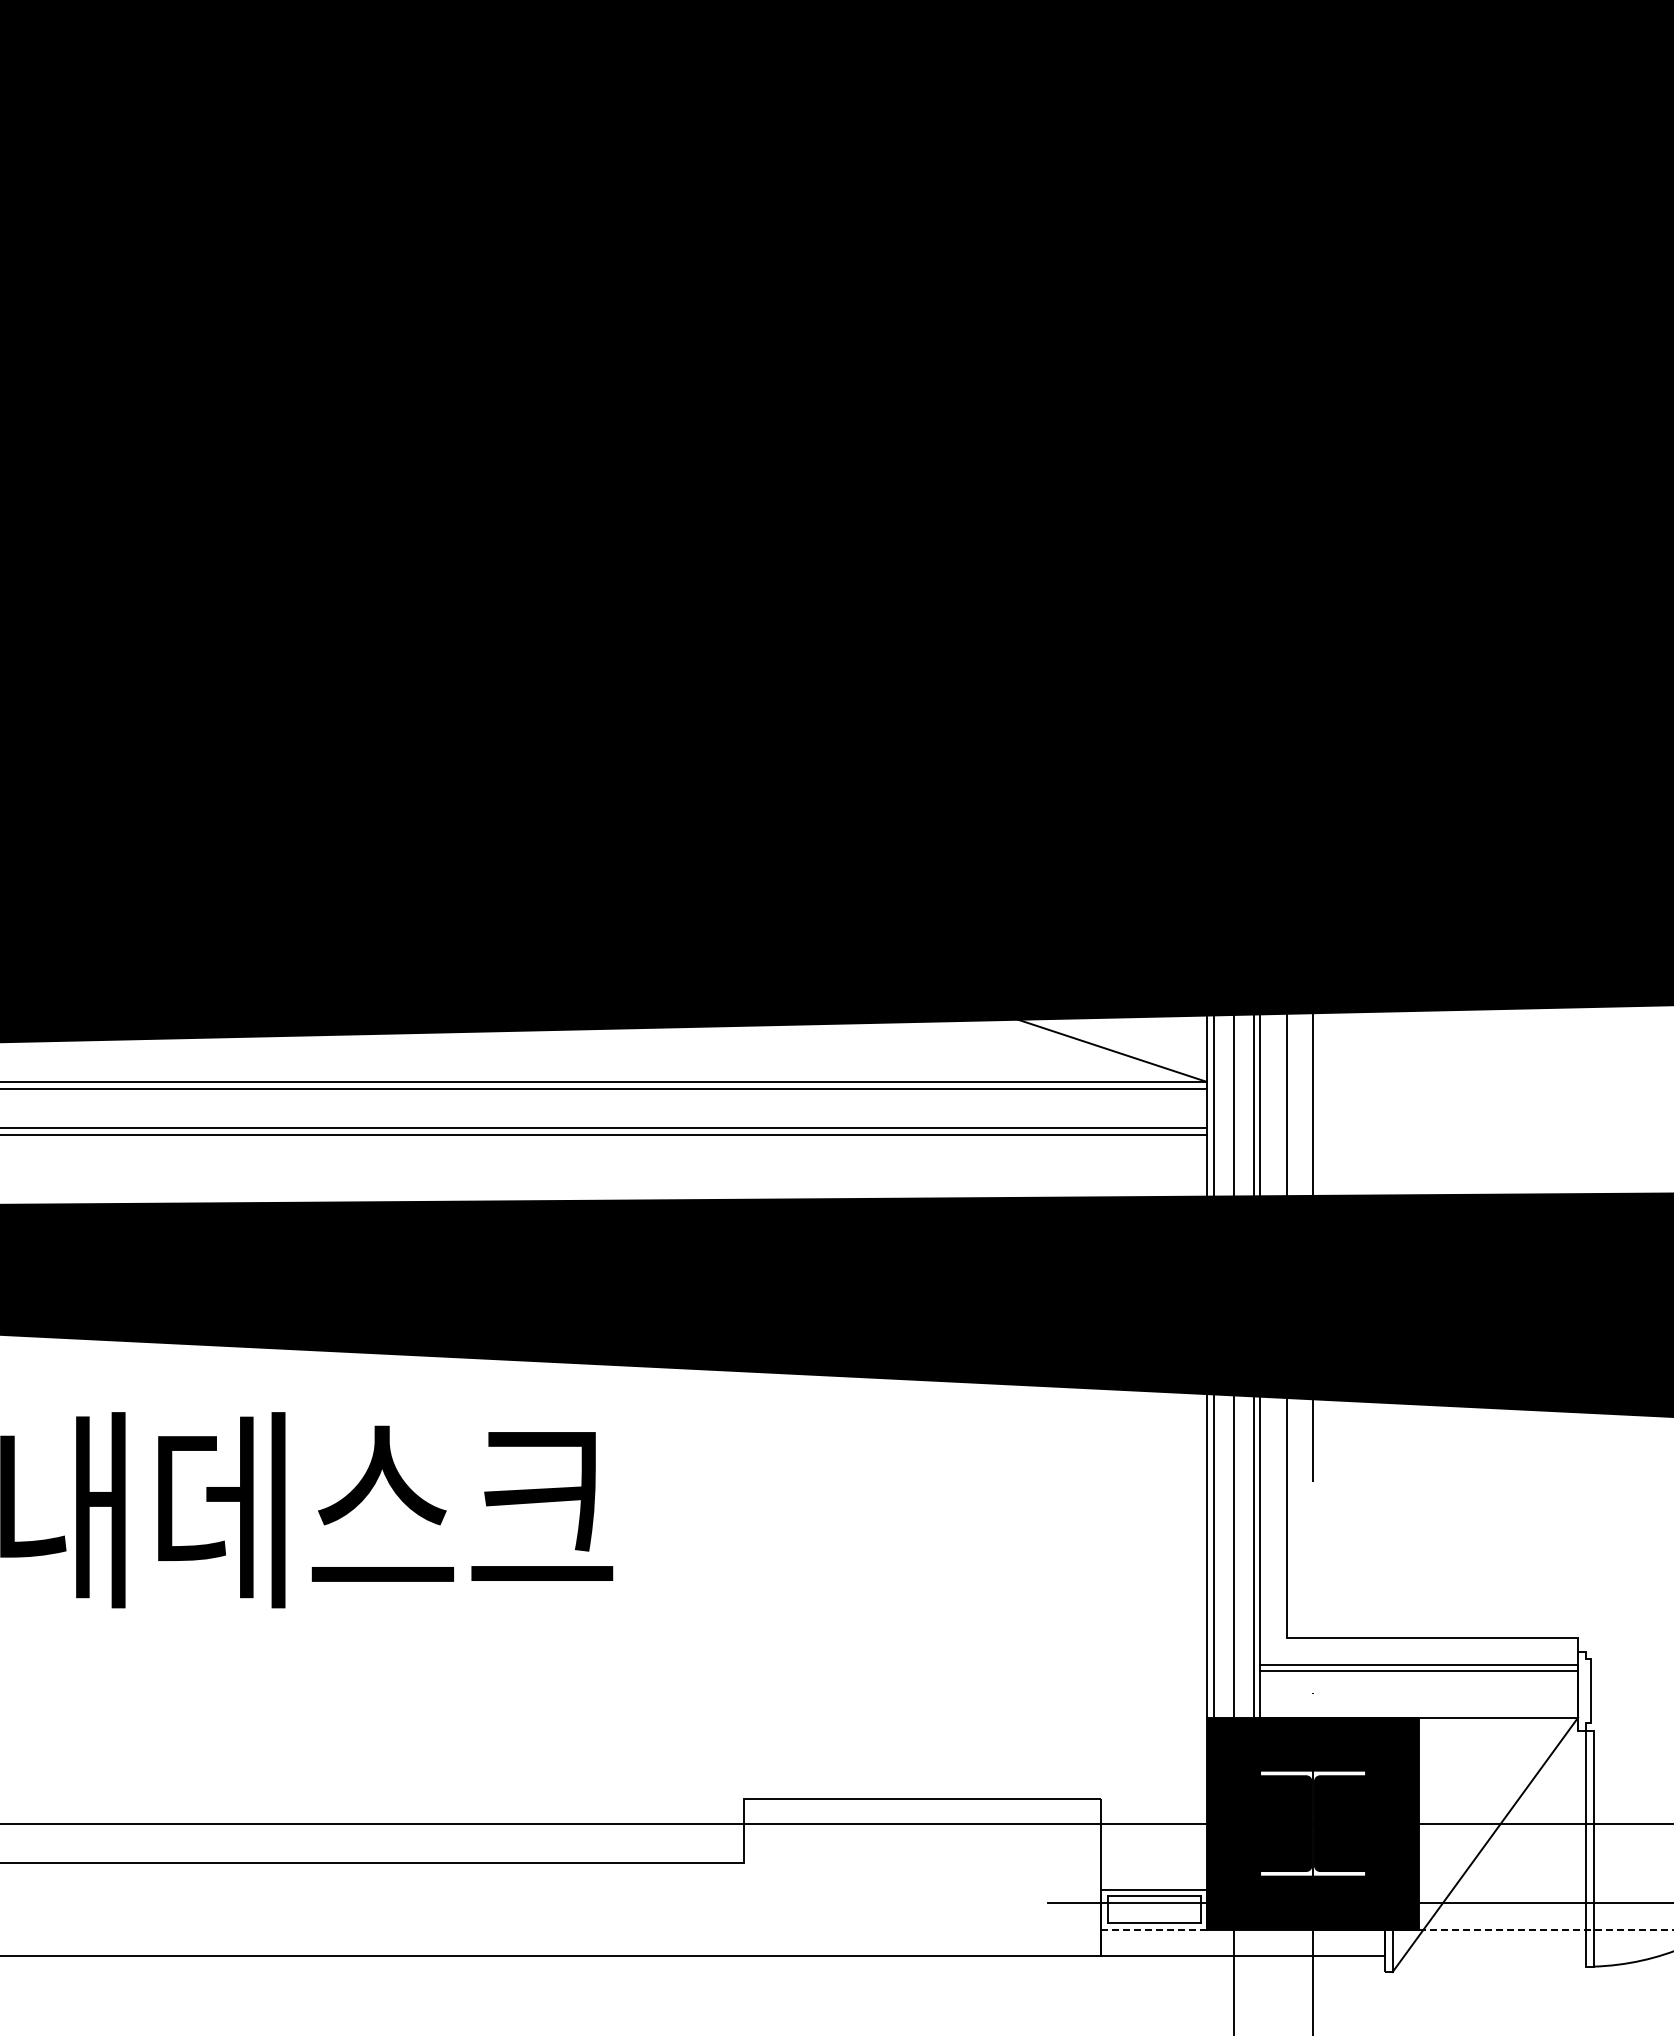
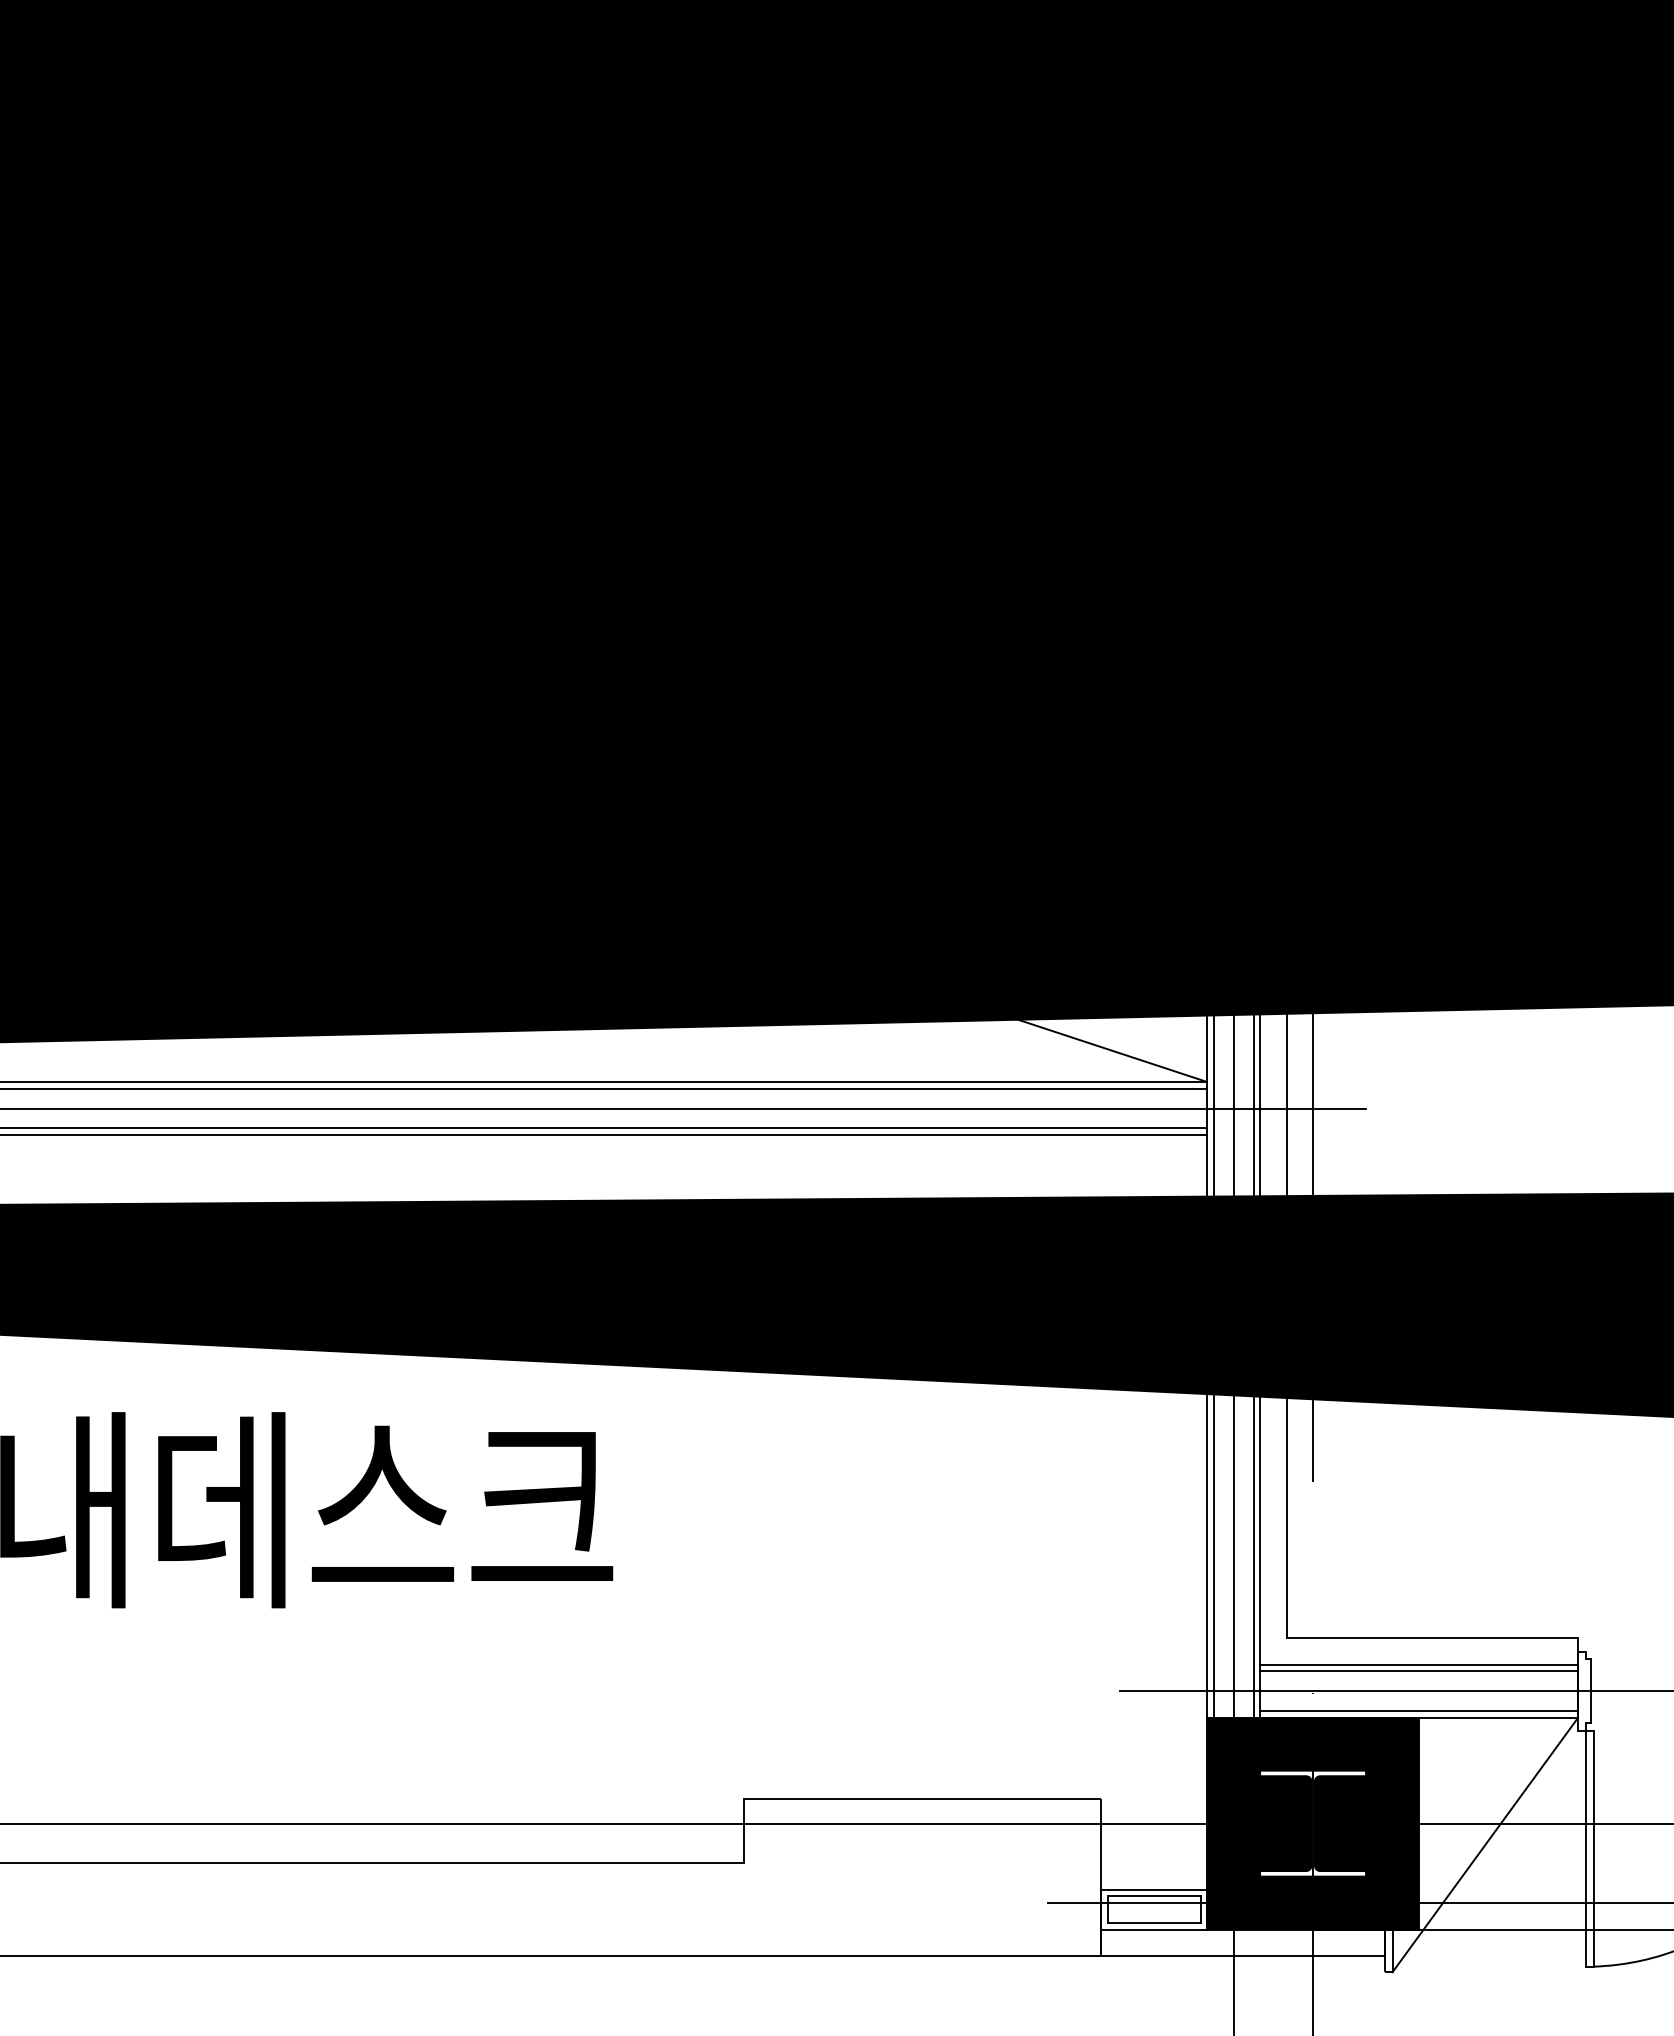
line: none -> present (684, 1108)
line: none -> present (1394, 1691)
line: none -> present (1419, 1711)
line: dashed -> solid (1154, 1929)
line: dashed -> solid (1546, 1929)
